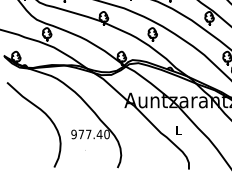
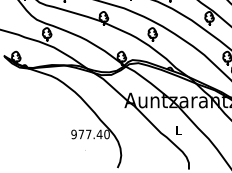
curve: present -> none (43, 113)
